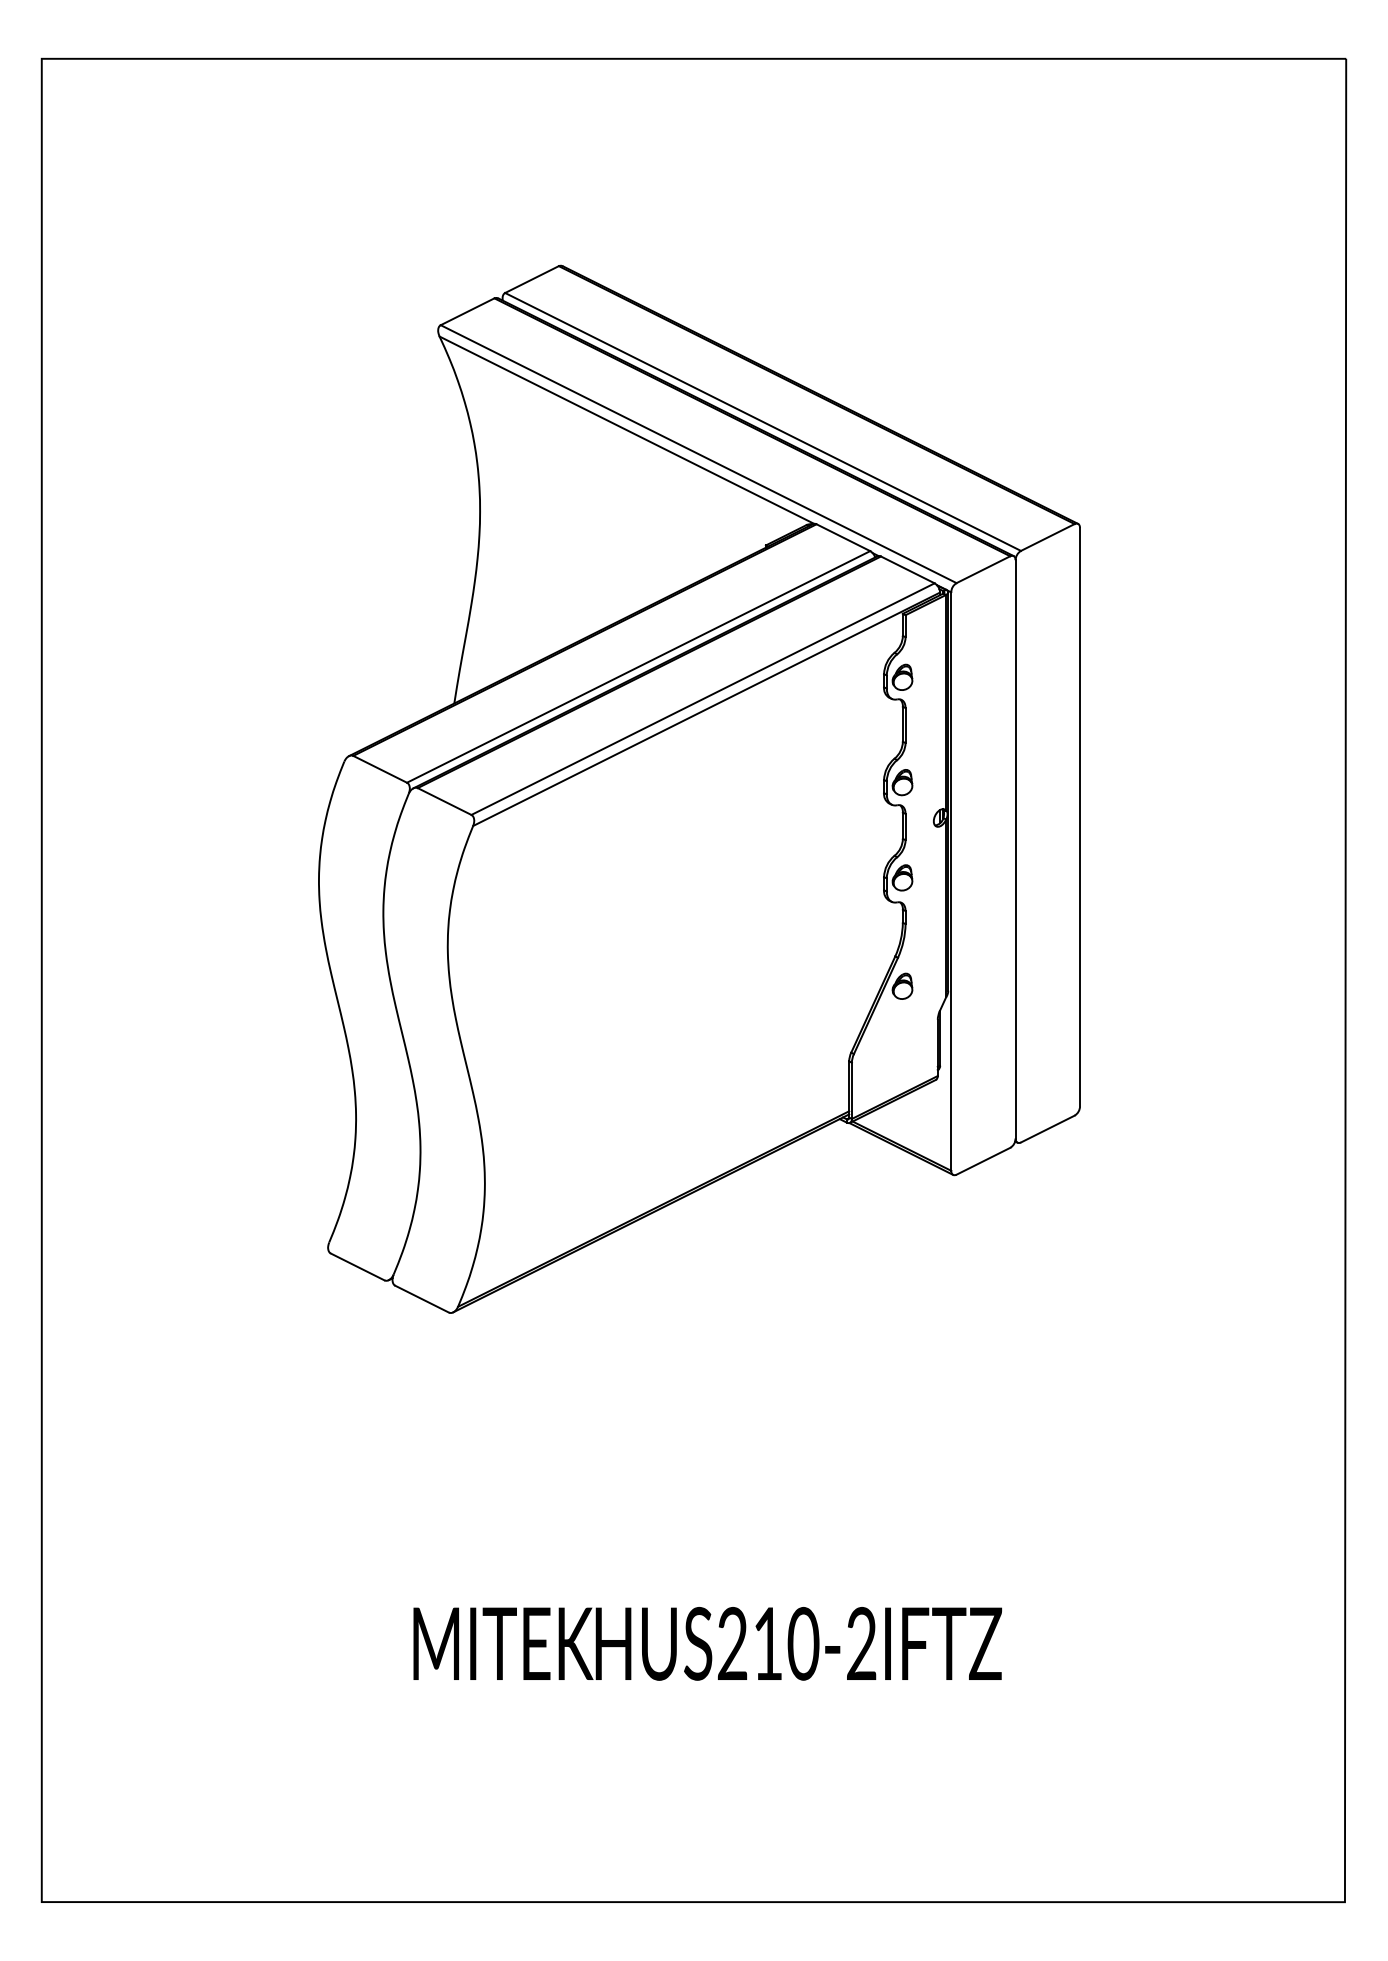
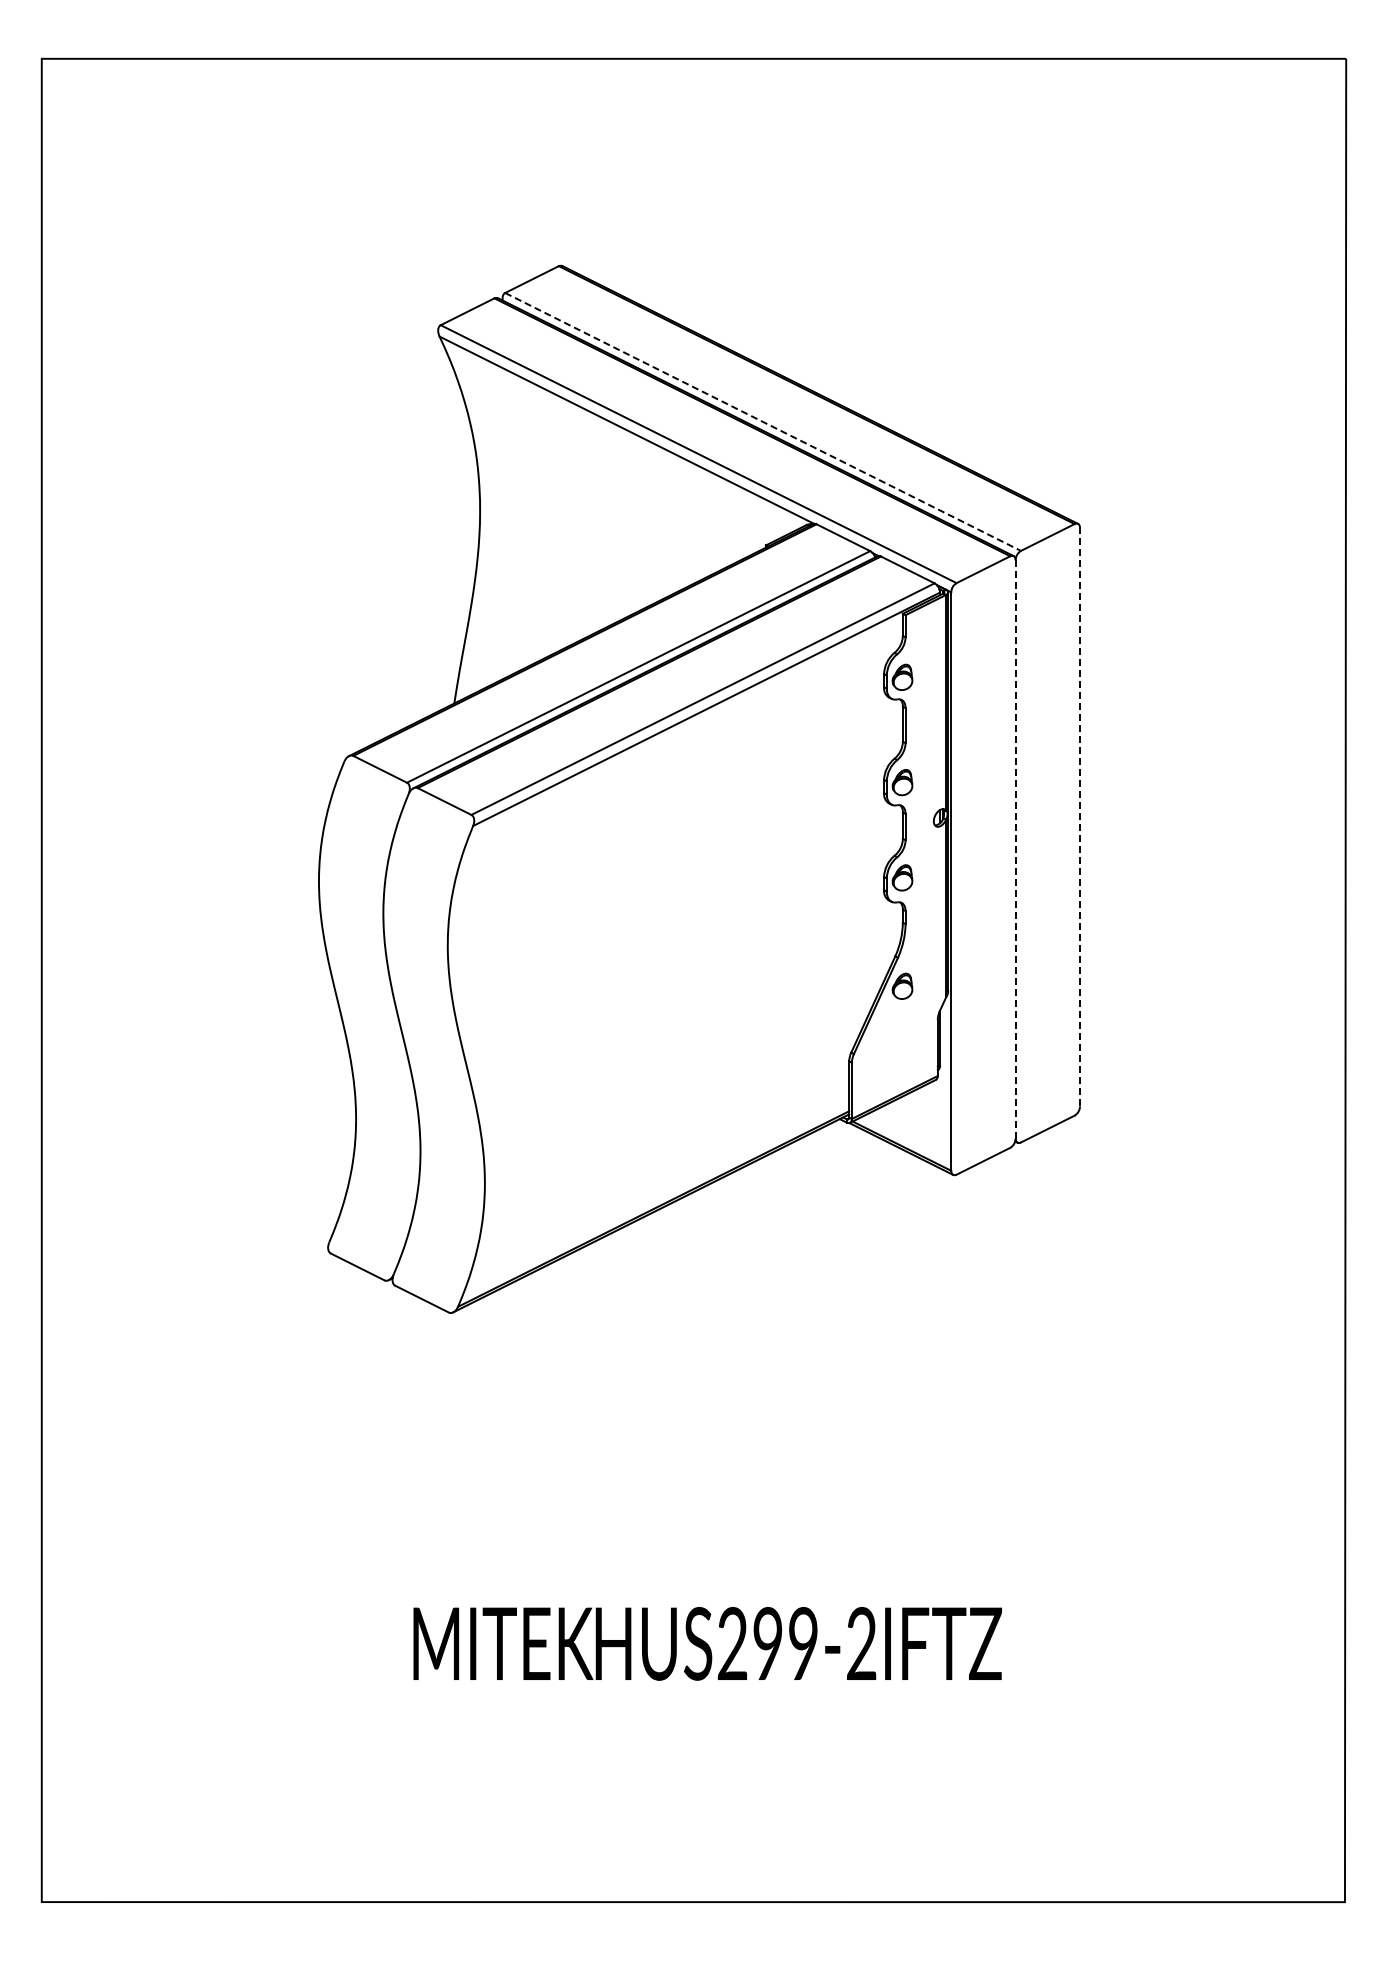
line: solid -> dashed (763, 422)
line: solid -> dashed (1080, 816)
line: solid -> dashed (1015, 849)
text: HUS210-2IFTZ -> HUS299-2IFTZ (786, 1643)
